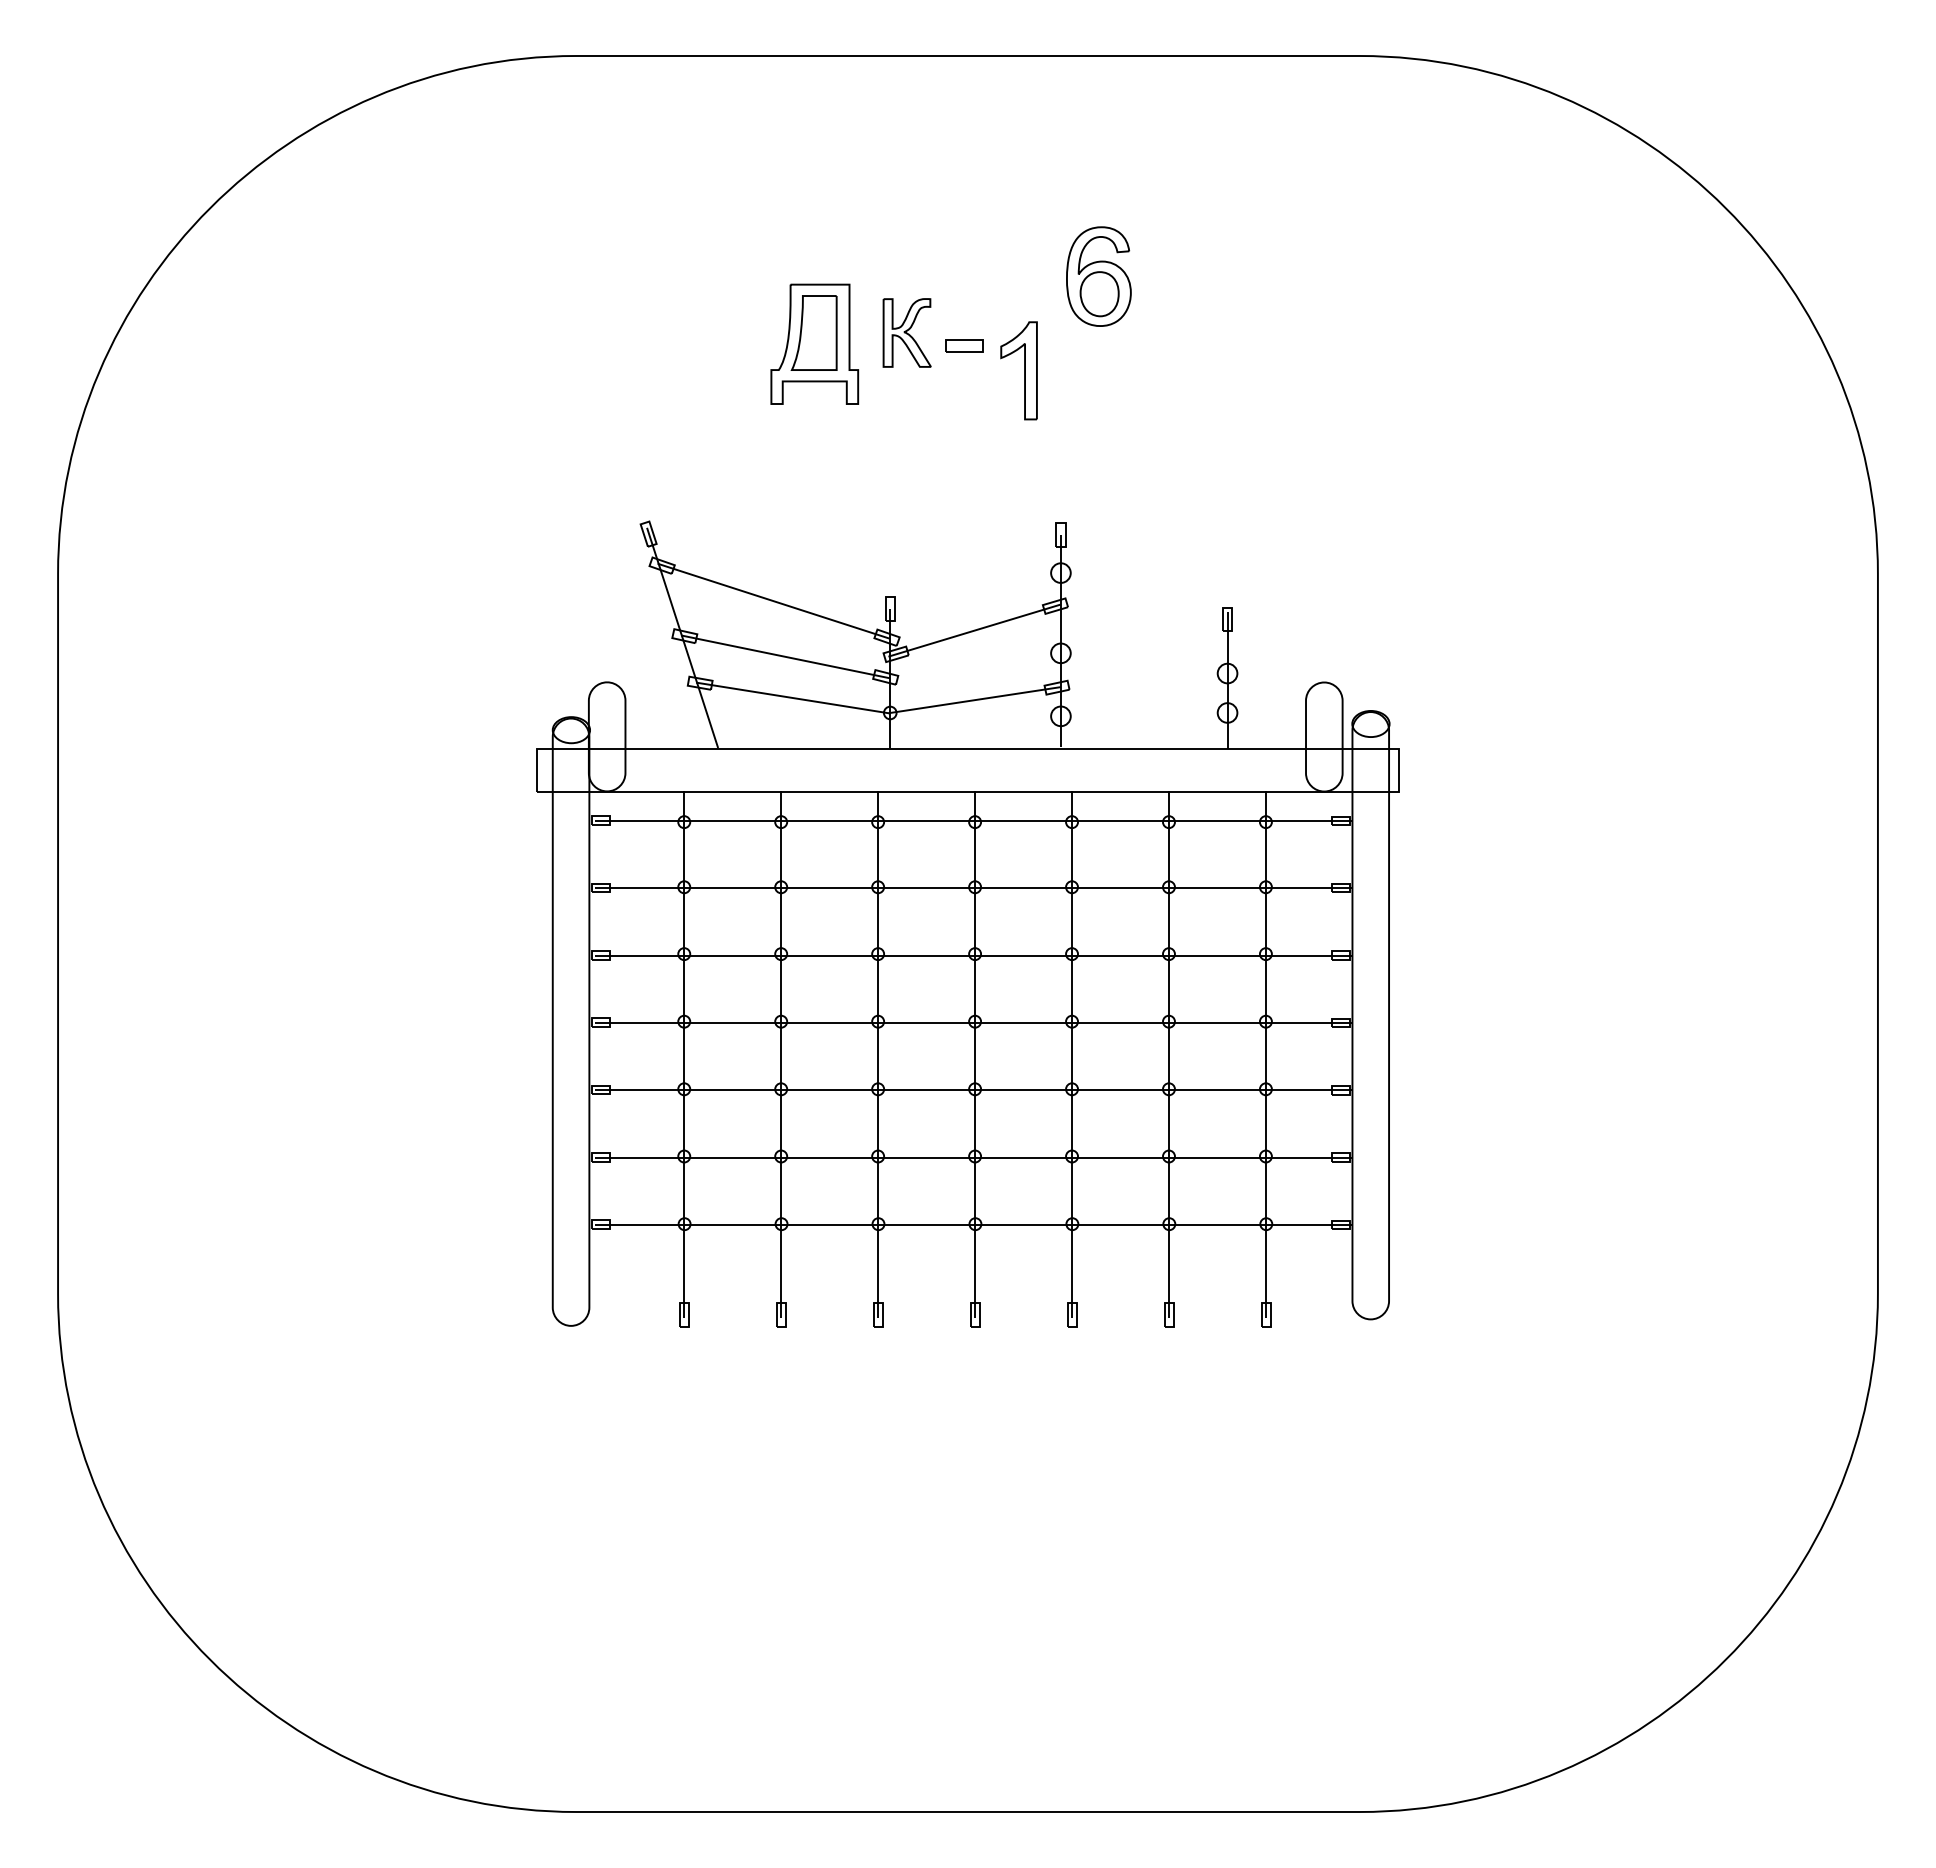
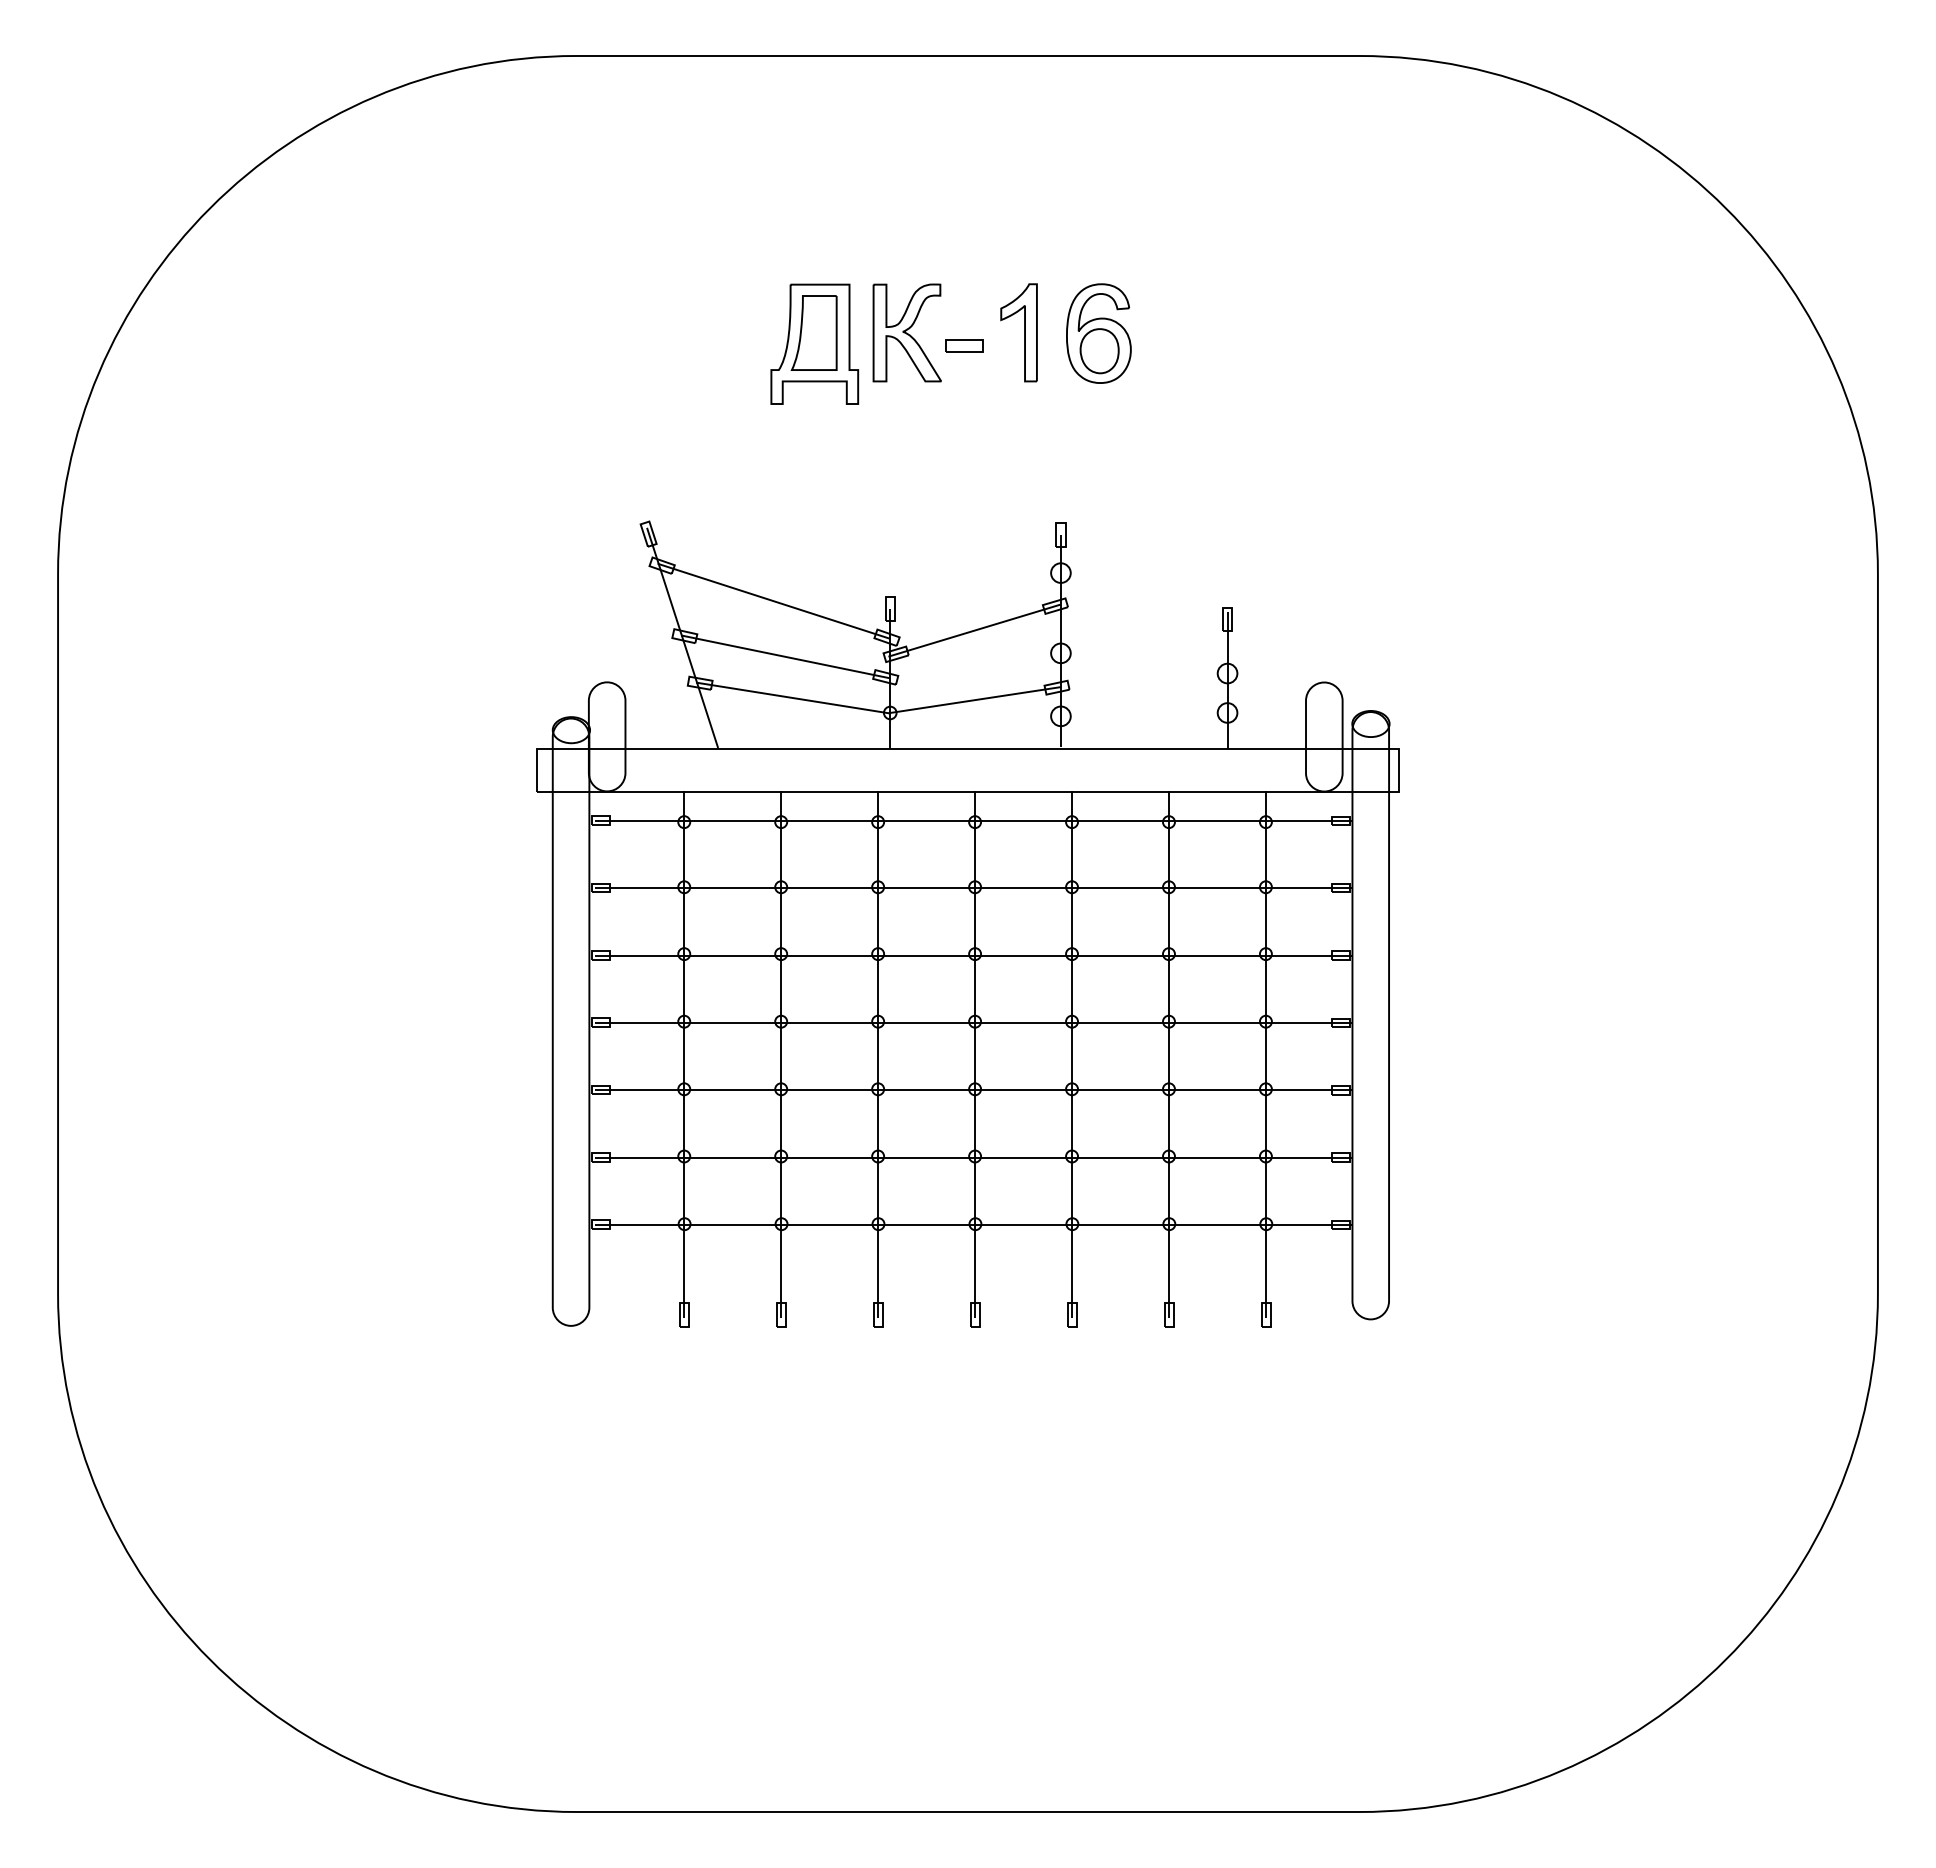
part position: (1098, 276) -> (1098, 333) (1098, 333)
part size: 50x70 px -> 70x100 px (906, 332)
part position: (1018, 370) -> (1018, 332) (1018, 332)
